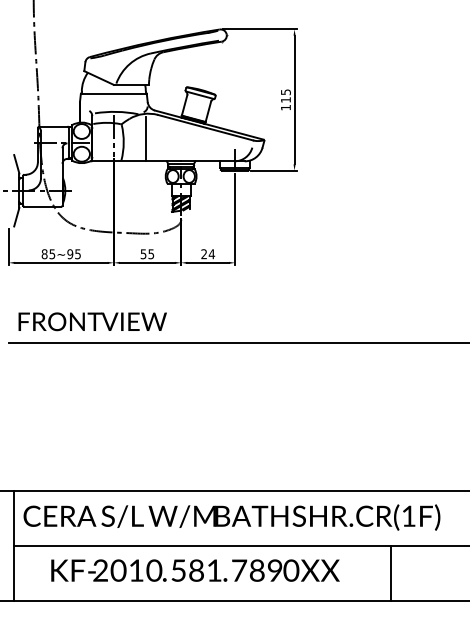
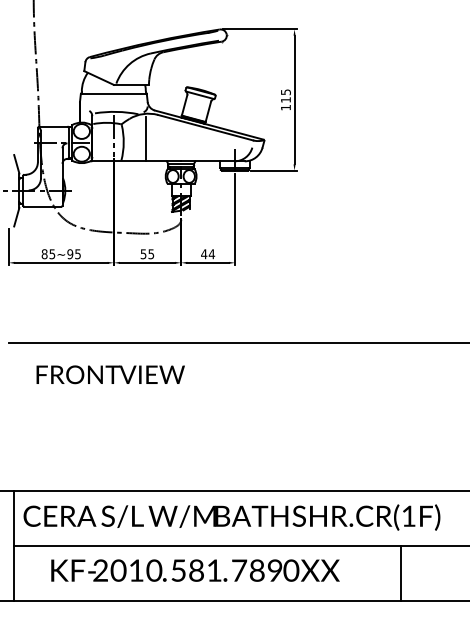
text: 24 -> 44 (204, 254)
text position: (92, 321) -> (110, 374) (110, 374)
line position: (390, 573) -> (400, 573) (400, 573)
